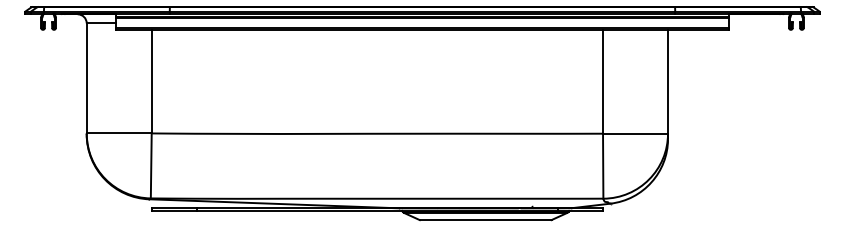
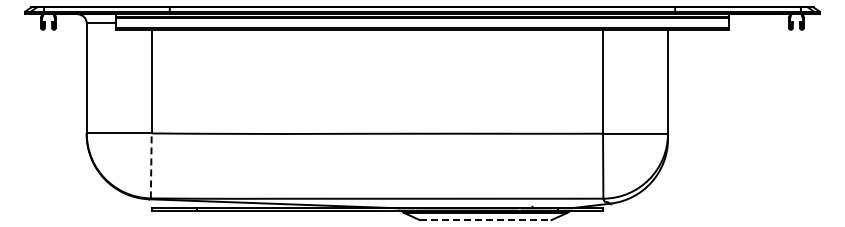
line: solid -> dashed (151, 165)
line: solid -> dashed (485, 220)
